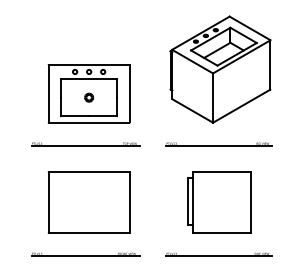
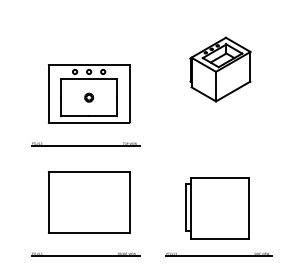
part size: 103x109 px -> 63x67 px (220, 69)
part: present -> none (218, 144)
part position: (219, 202) -> (217, 208) (217, 208)
